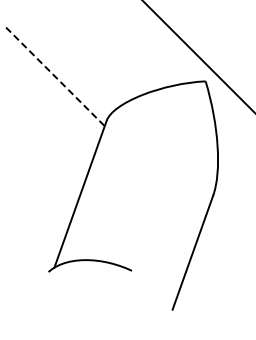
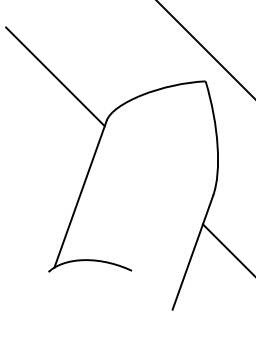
line position: (198, 56) -> (205, 49) (205, 49)
line: dashed -> solid (55, 76)
line: none -> present (227, 248)
